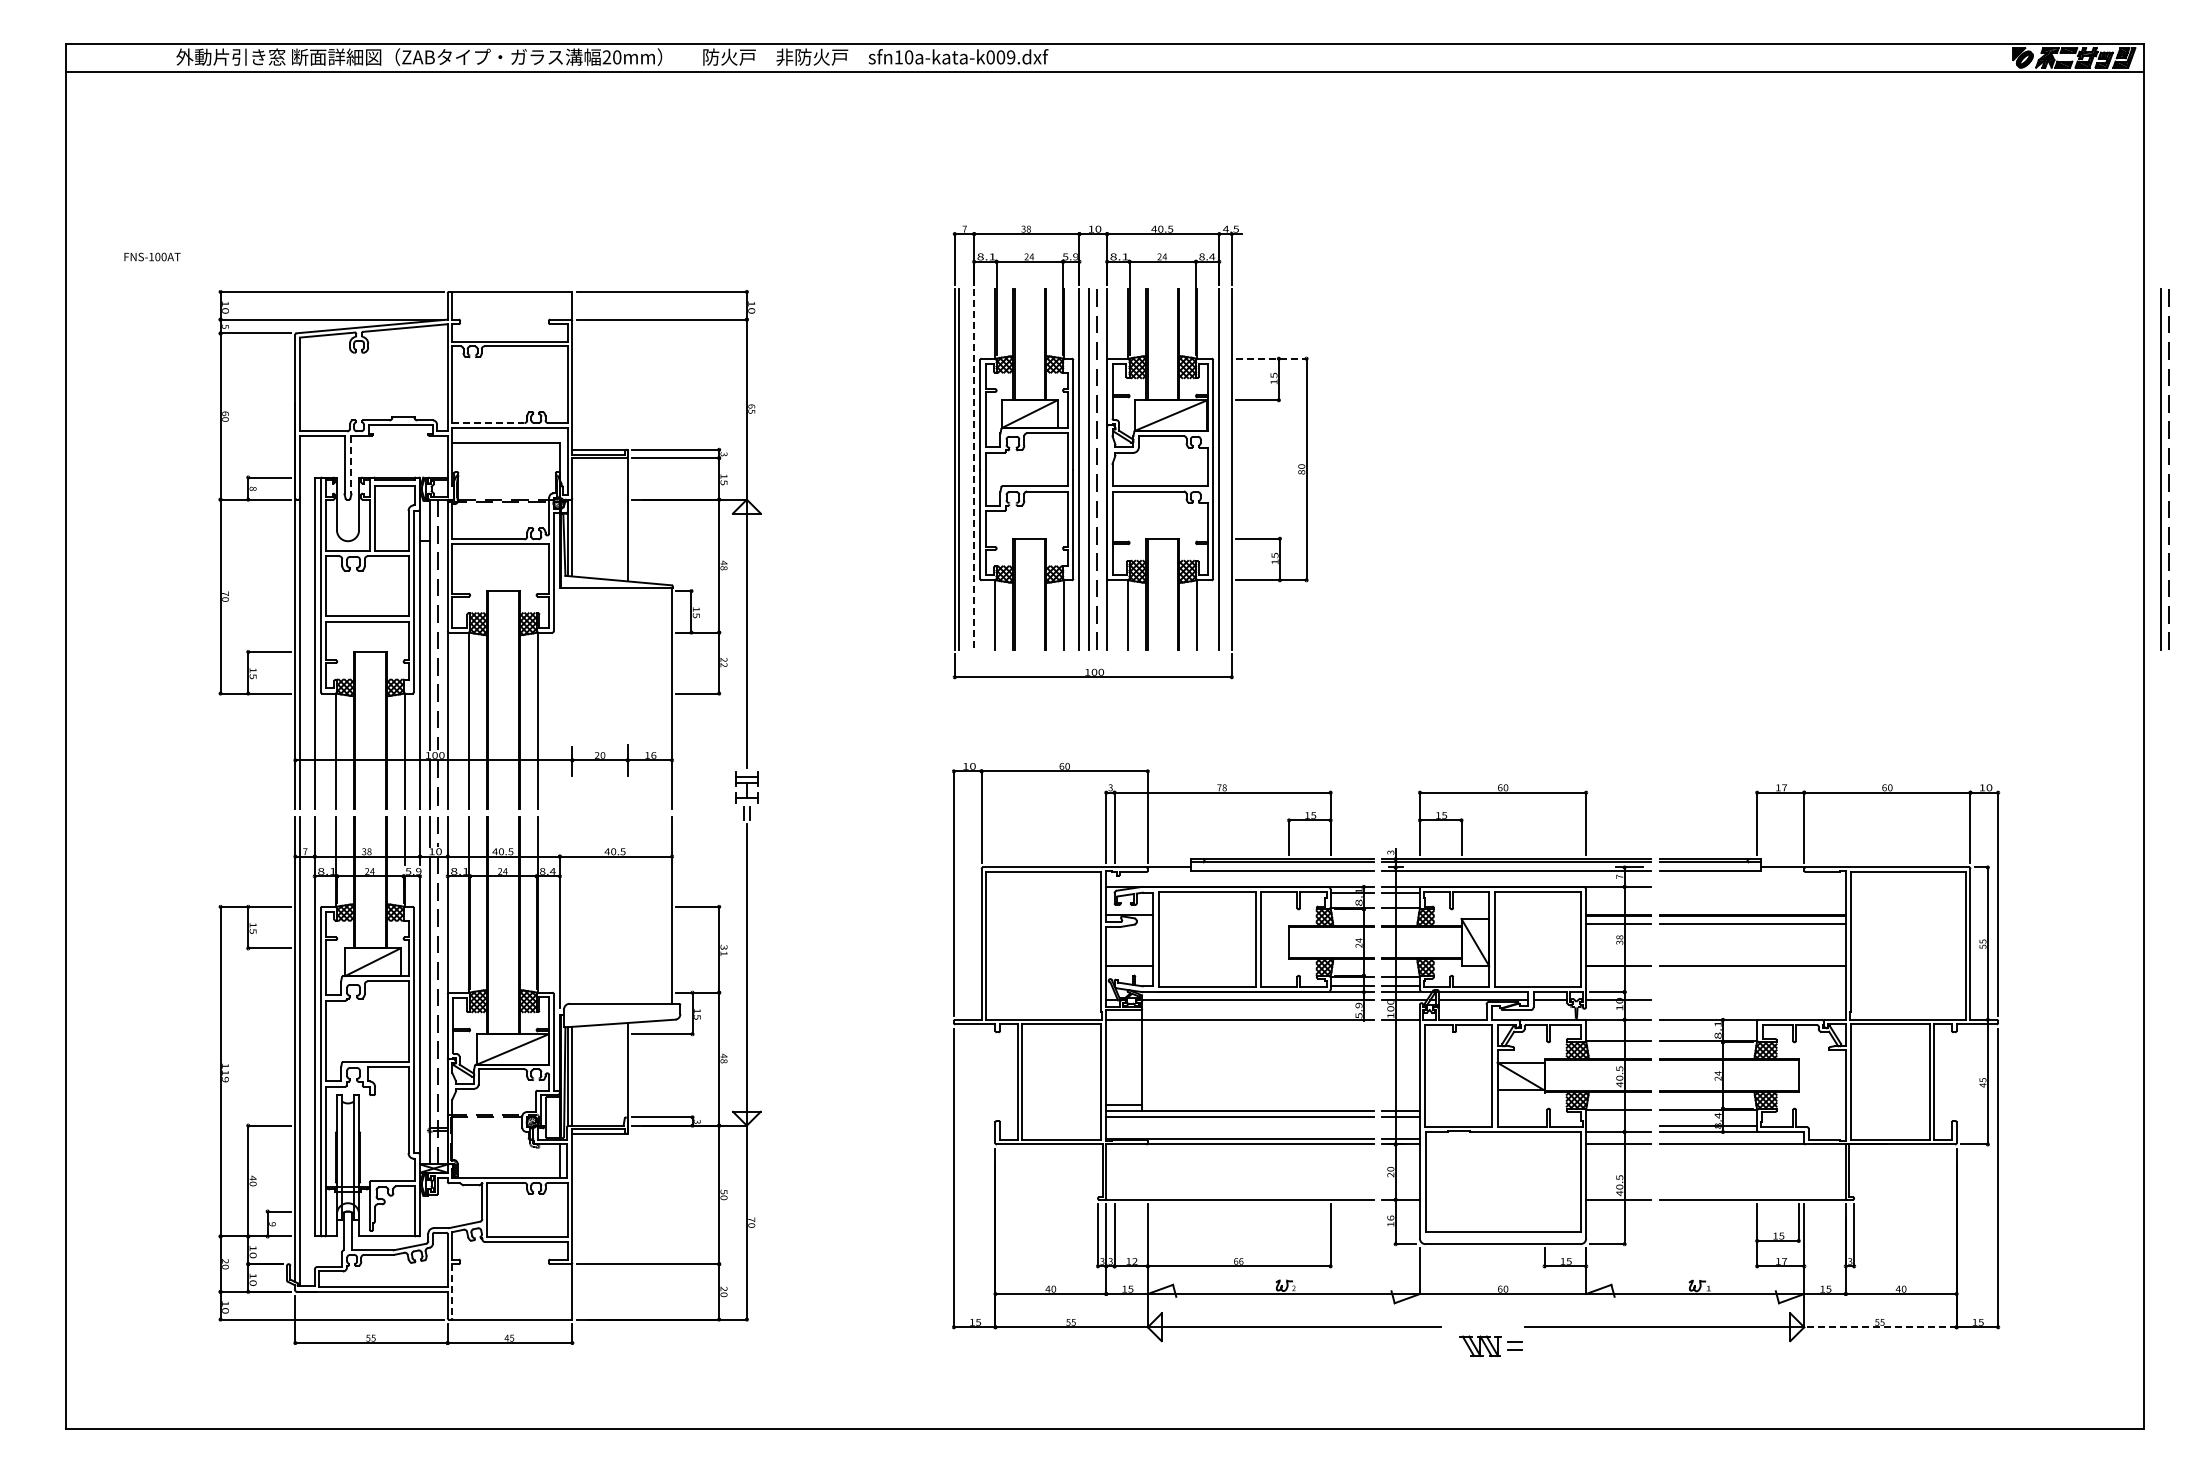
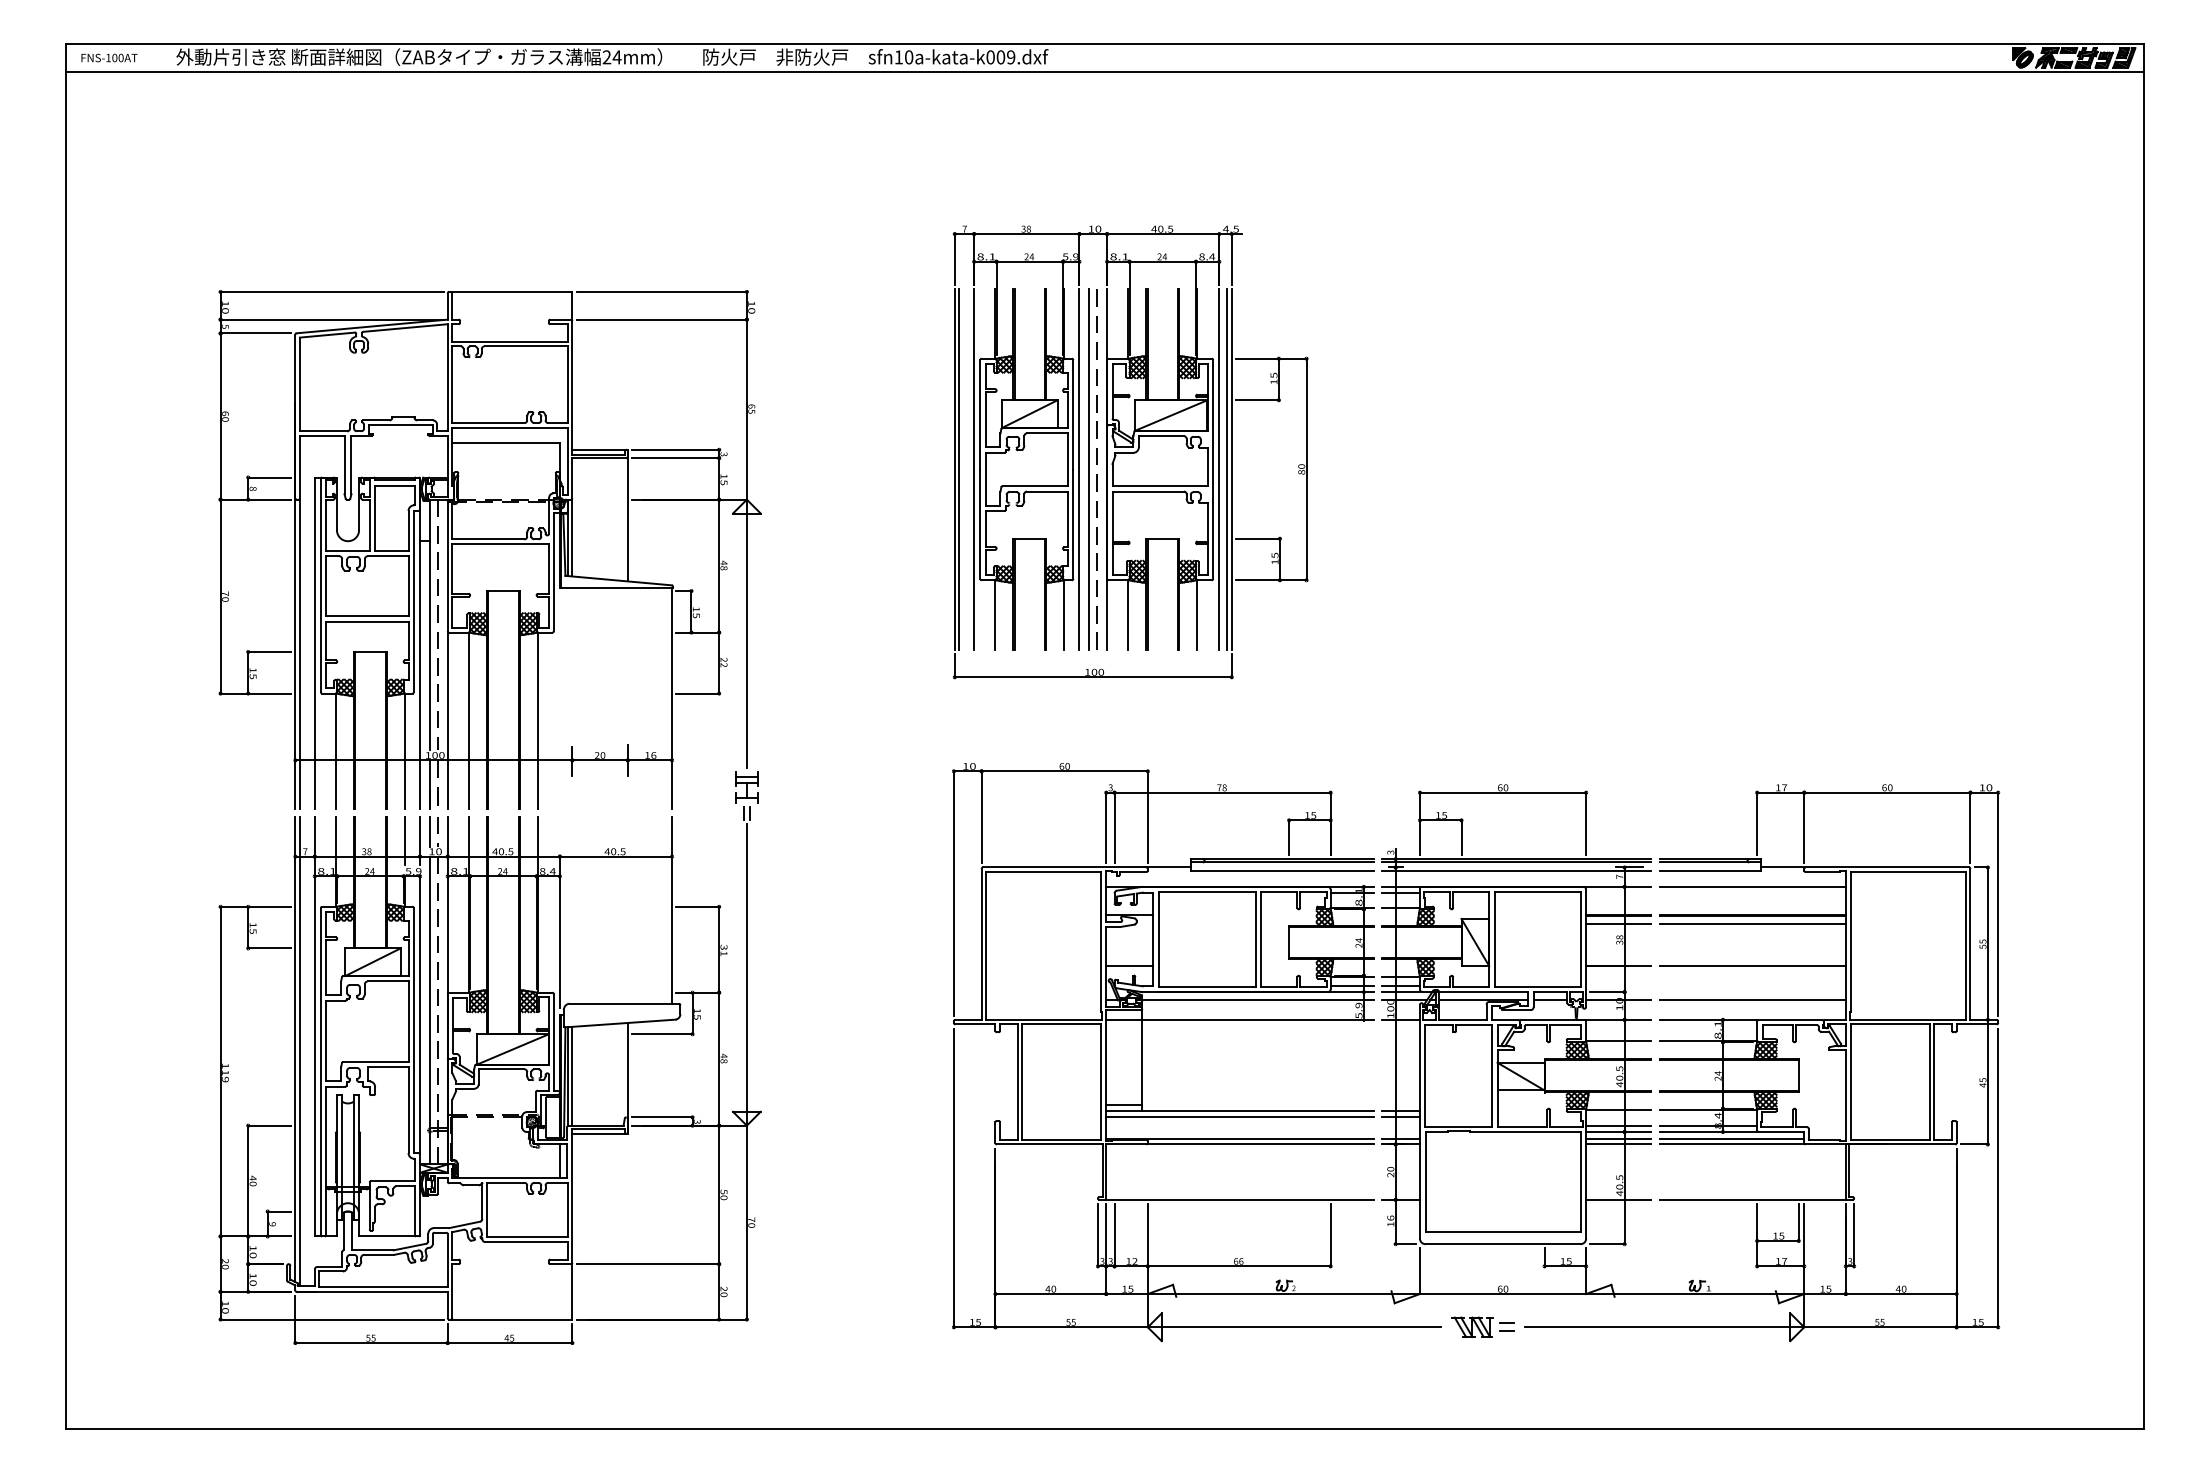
text: 20mm -> 24mm (616, 57)
text position: (152, 256) -> (109, 57) (109, 57)
line: dashed -> solid (1271, 358)
line: dashed -> solid (488, 423)
line: dashed -> solid (351, 465)
line: none -> present (1227, 469)
part: present -> none (2164, 469)
line: dashed -> solid (974, 470)
line: none -> present (1752, 886)
line: none -> present (1752, 1000)
line: none -> present (1618, 1125)
line: none -> present (1618, 1139)
line: none -> present (1731, 1139)
line: dashed -> solid (452, 1291)
line: dashed -> solid (1879, 1327)
part position: (1490, 1345) -> (1482, 1326) (1482, 1326)
